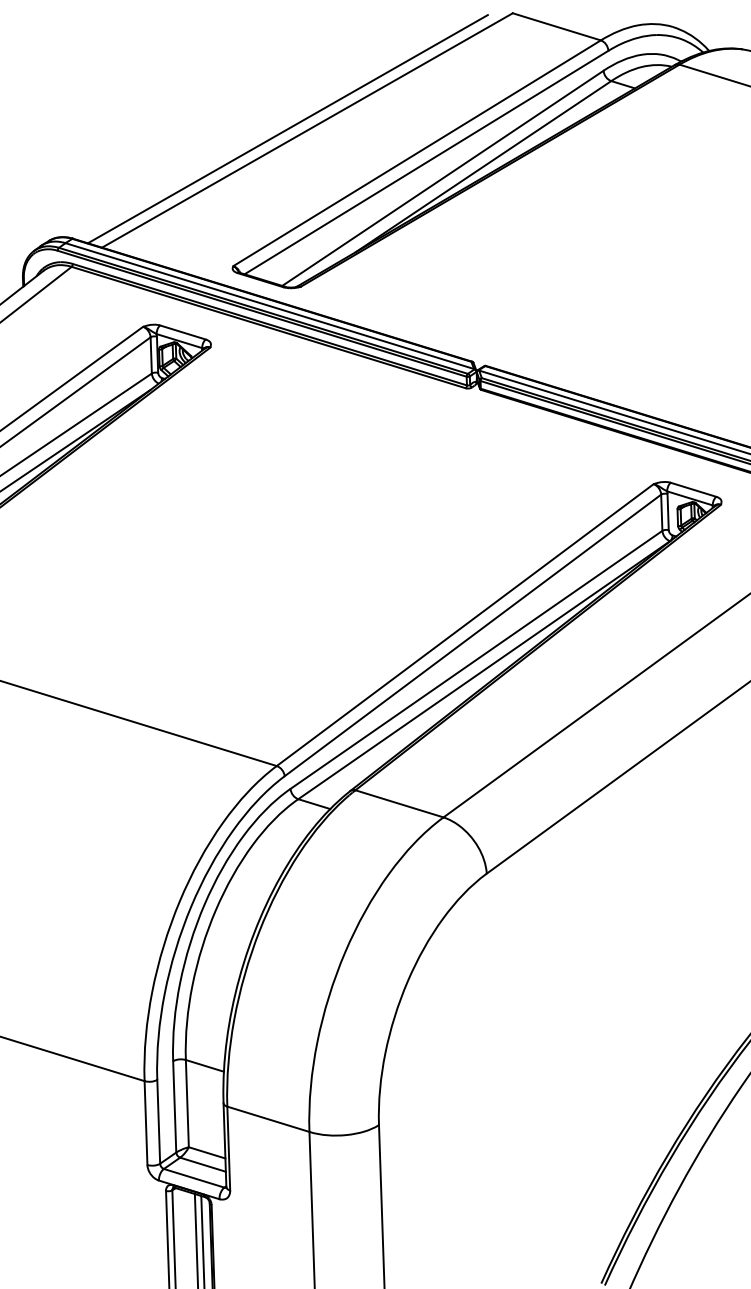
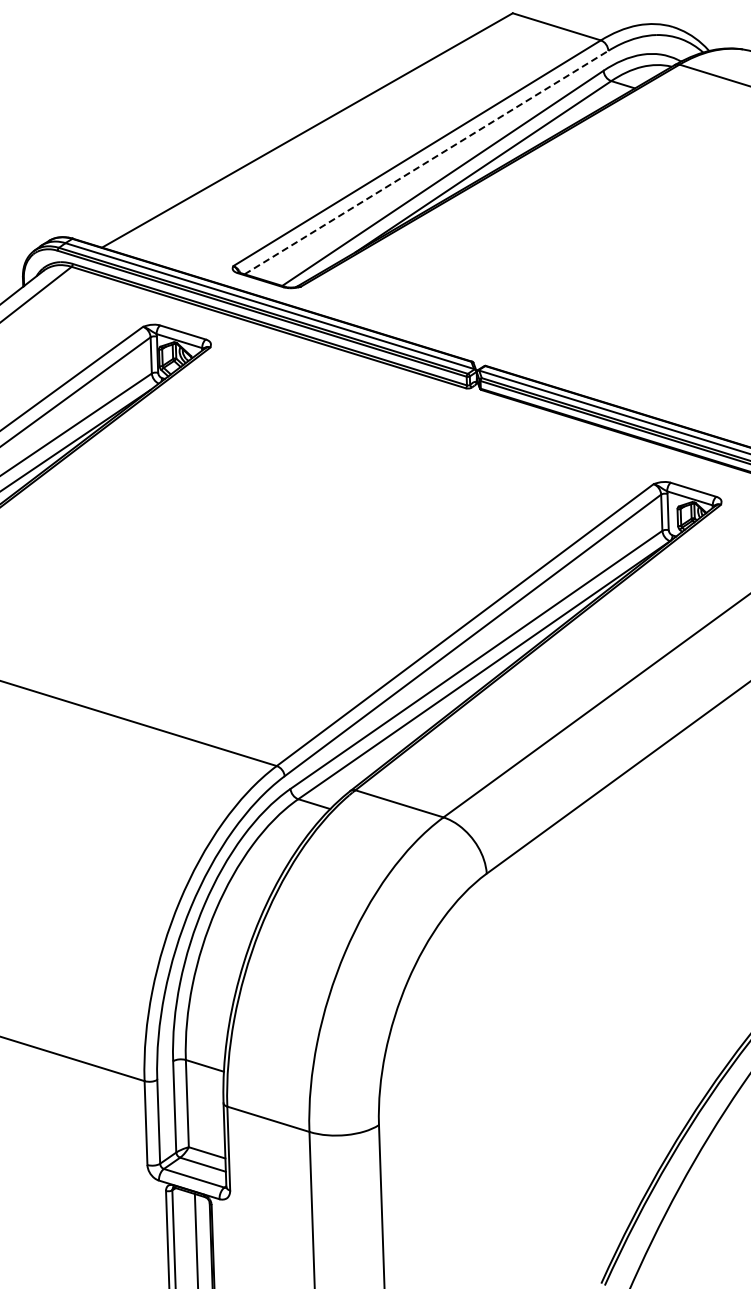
line: present -> none (287, 129)
line: solid -> dashed (426, 162)
line: present -> none (202, 1240)
